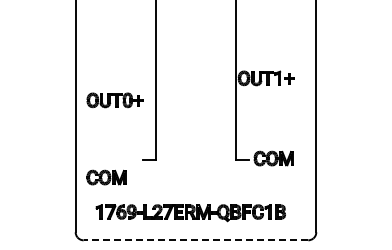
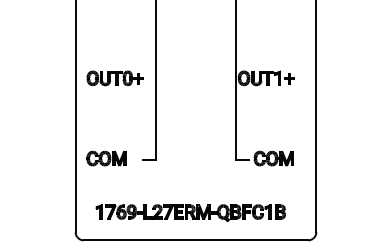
part position: (114, 100) -> (114, 78) (114, 78)
part position: (106, 177) -> (106, 158) (106, 158)
line: dashed -> solid (195, 240)
